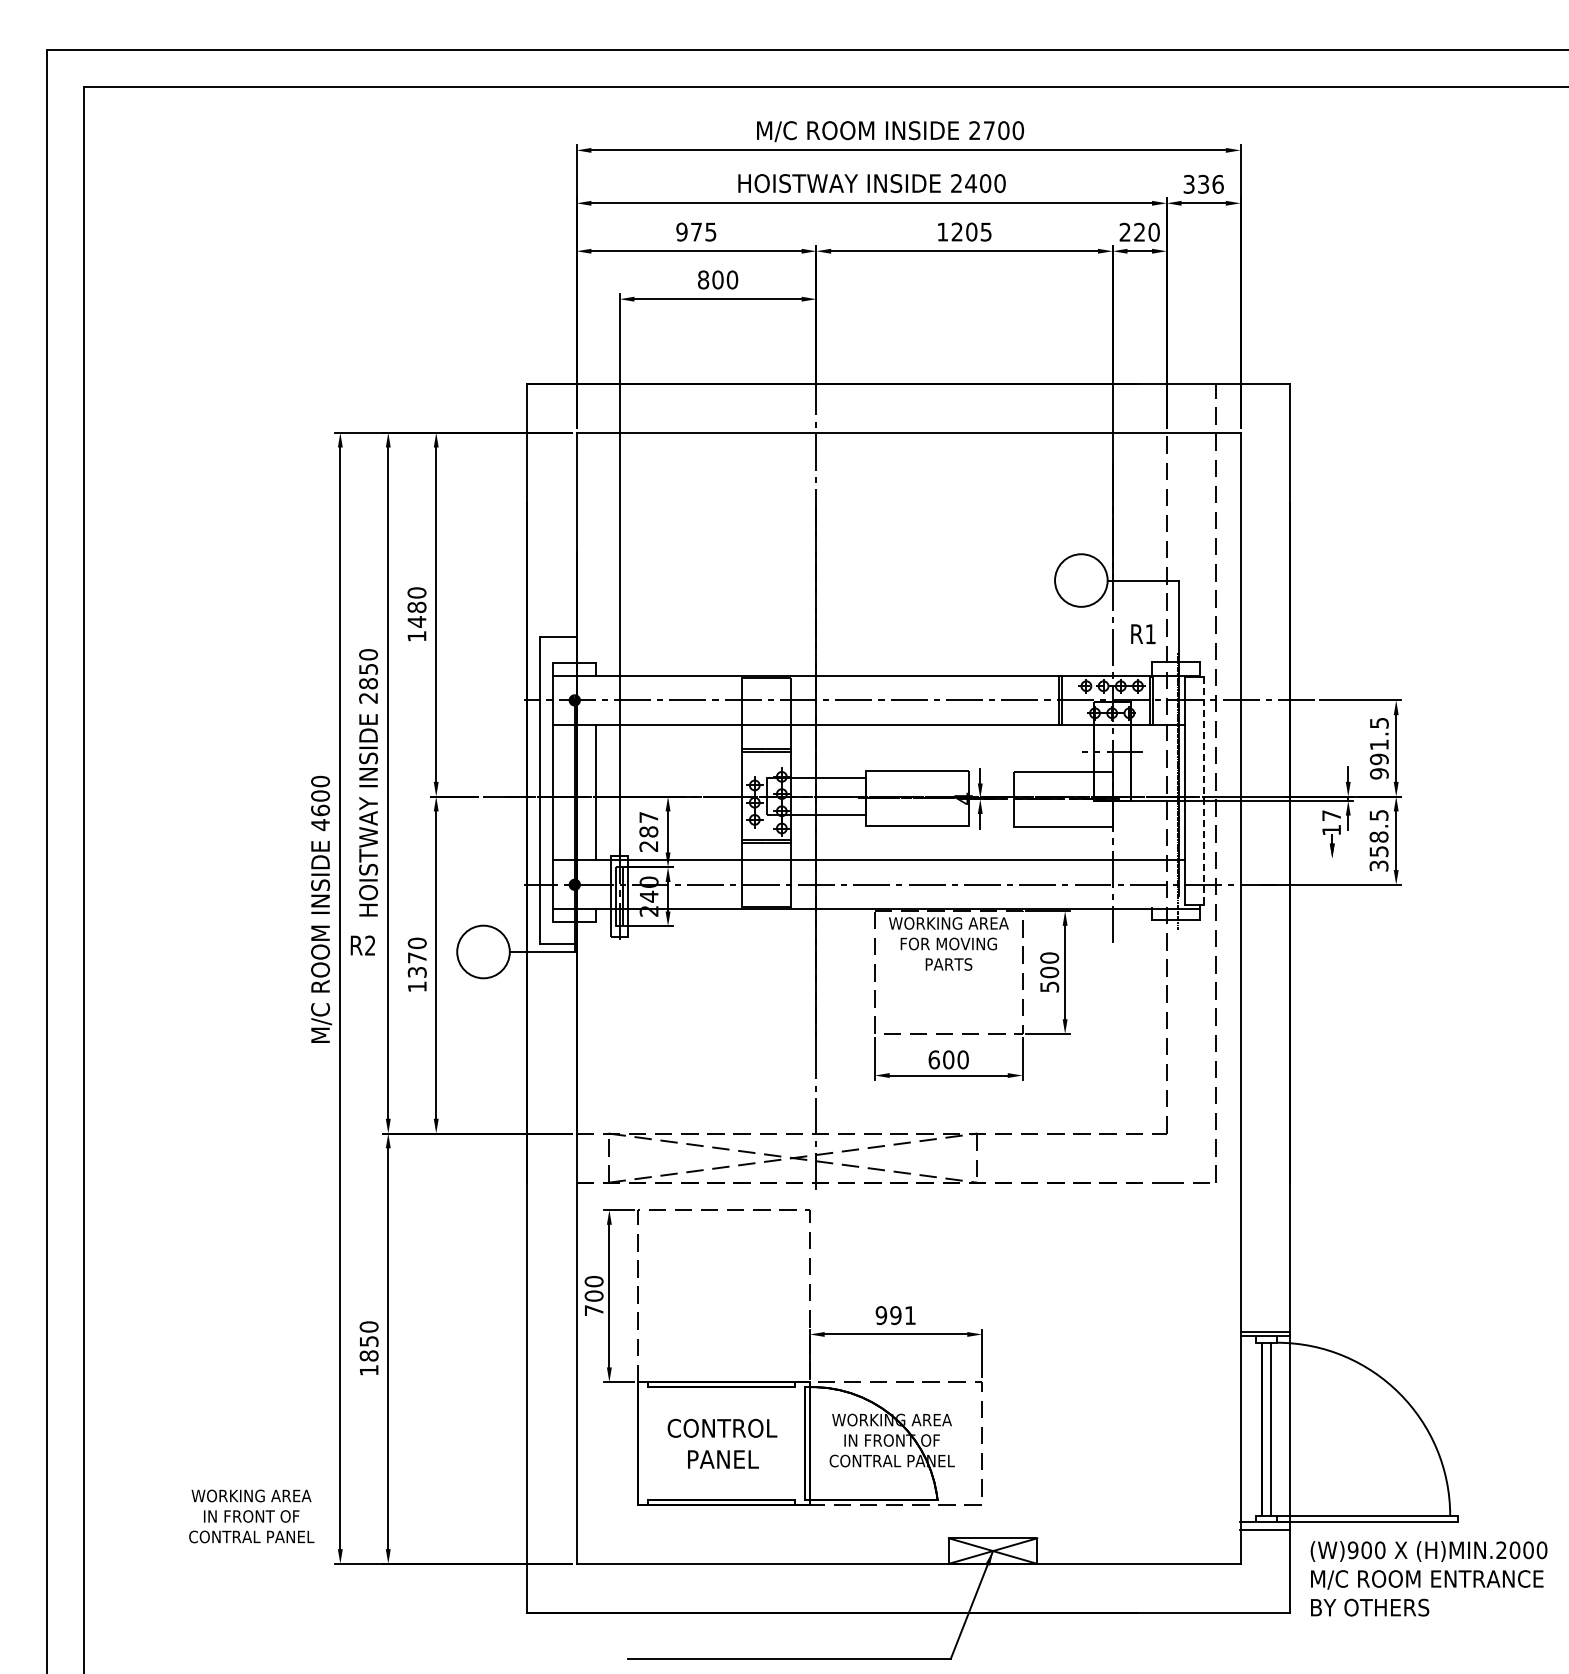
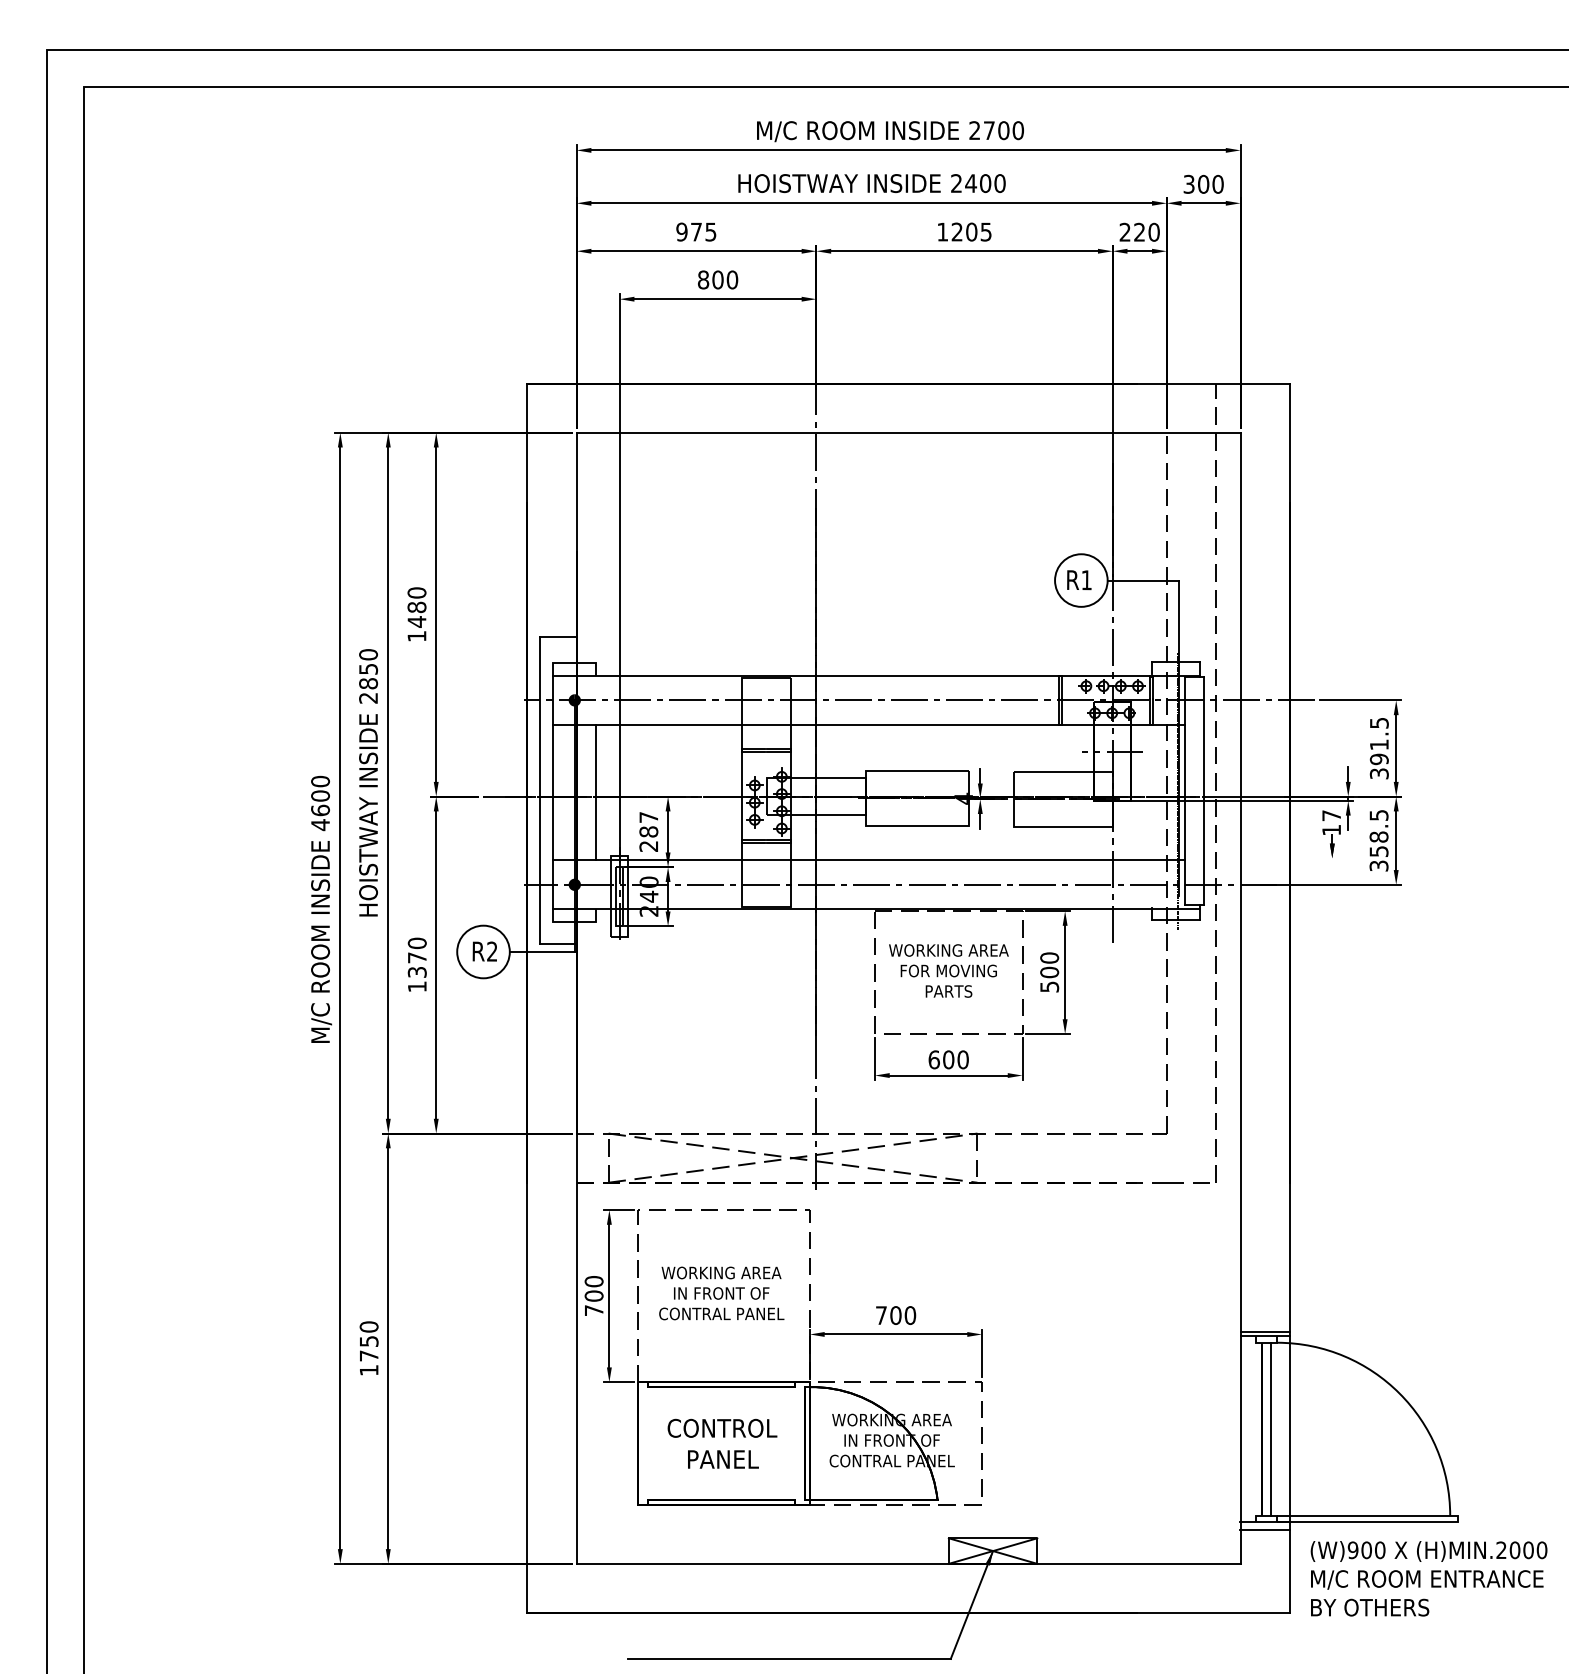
text: 336 -> 300 (1210, 183)
text position: (1143, 634) -> (1079, 580) (1079, 580)
text: 991.5 -> 391.5 (1379, 773)
line: dashed -> solid (1203, 791)
text position: (948, 943) -> (948, 970) (948, 970)
text position: (362, 945) -> (484, 951) (484, 951)
text: 991 -> 700 (895, 1315)
text: 1850 -> 1750 (368, 1355)
text position: (251, 1516) -> (721, 1293) (721, 1293)
